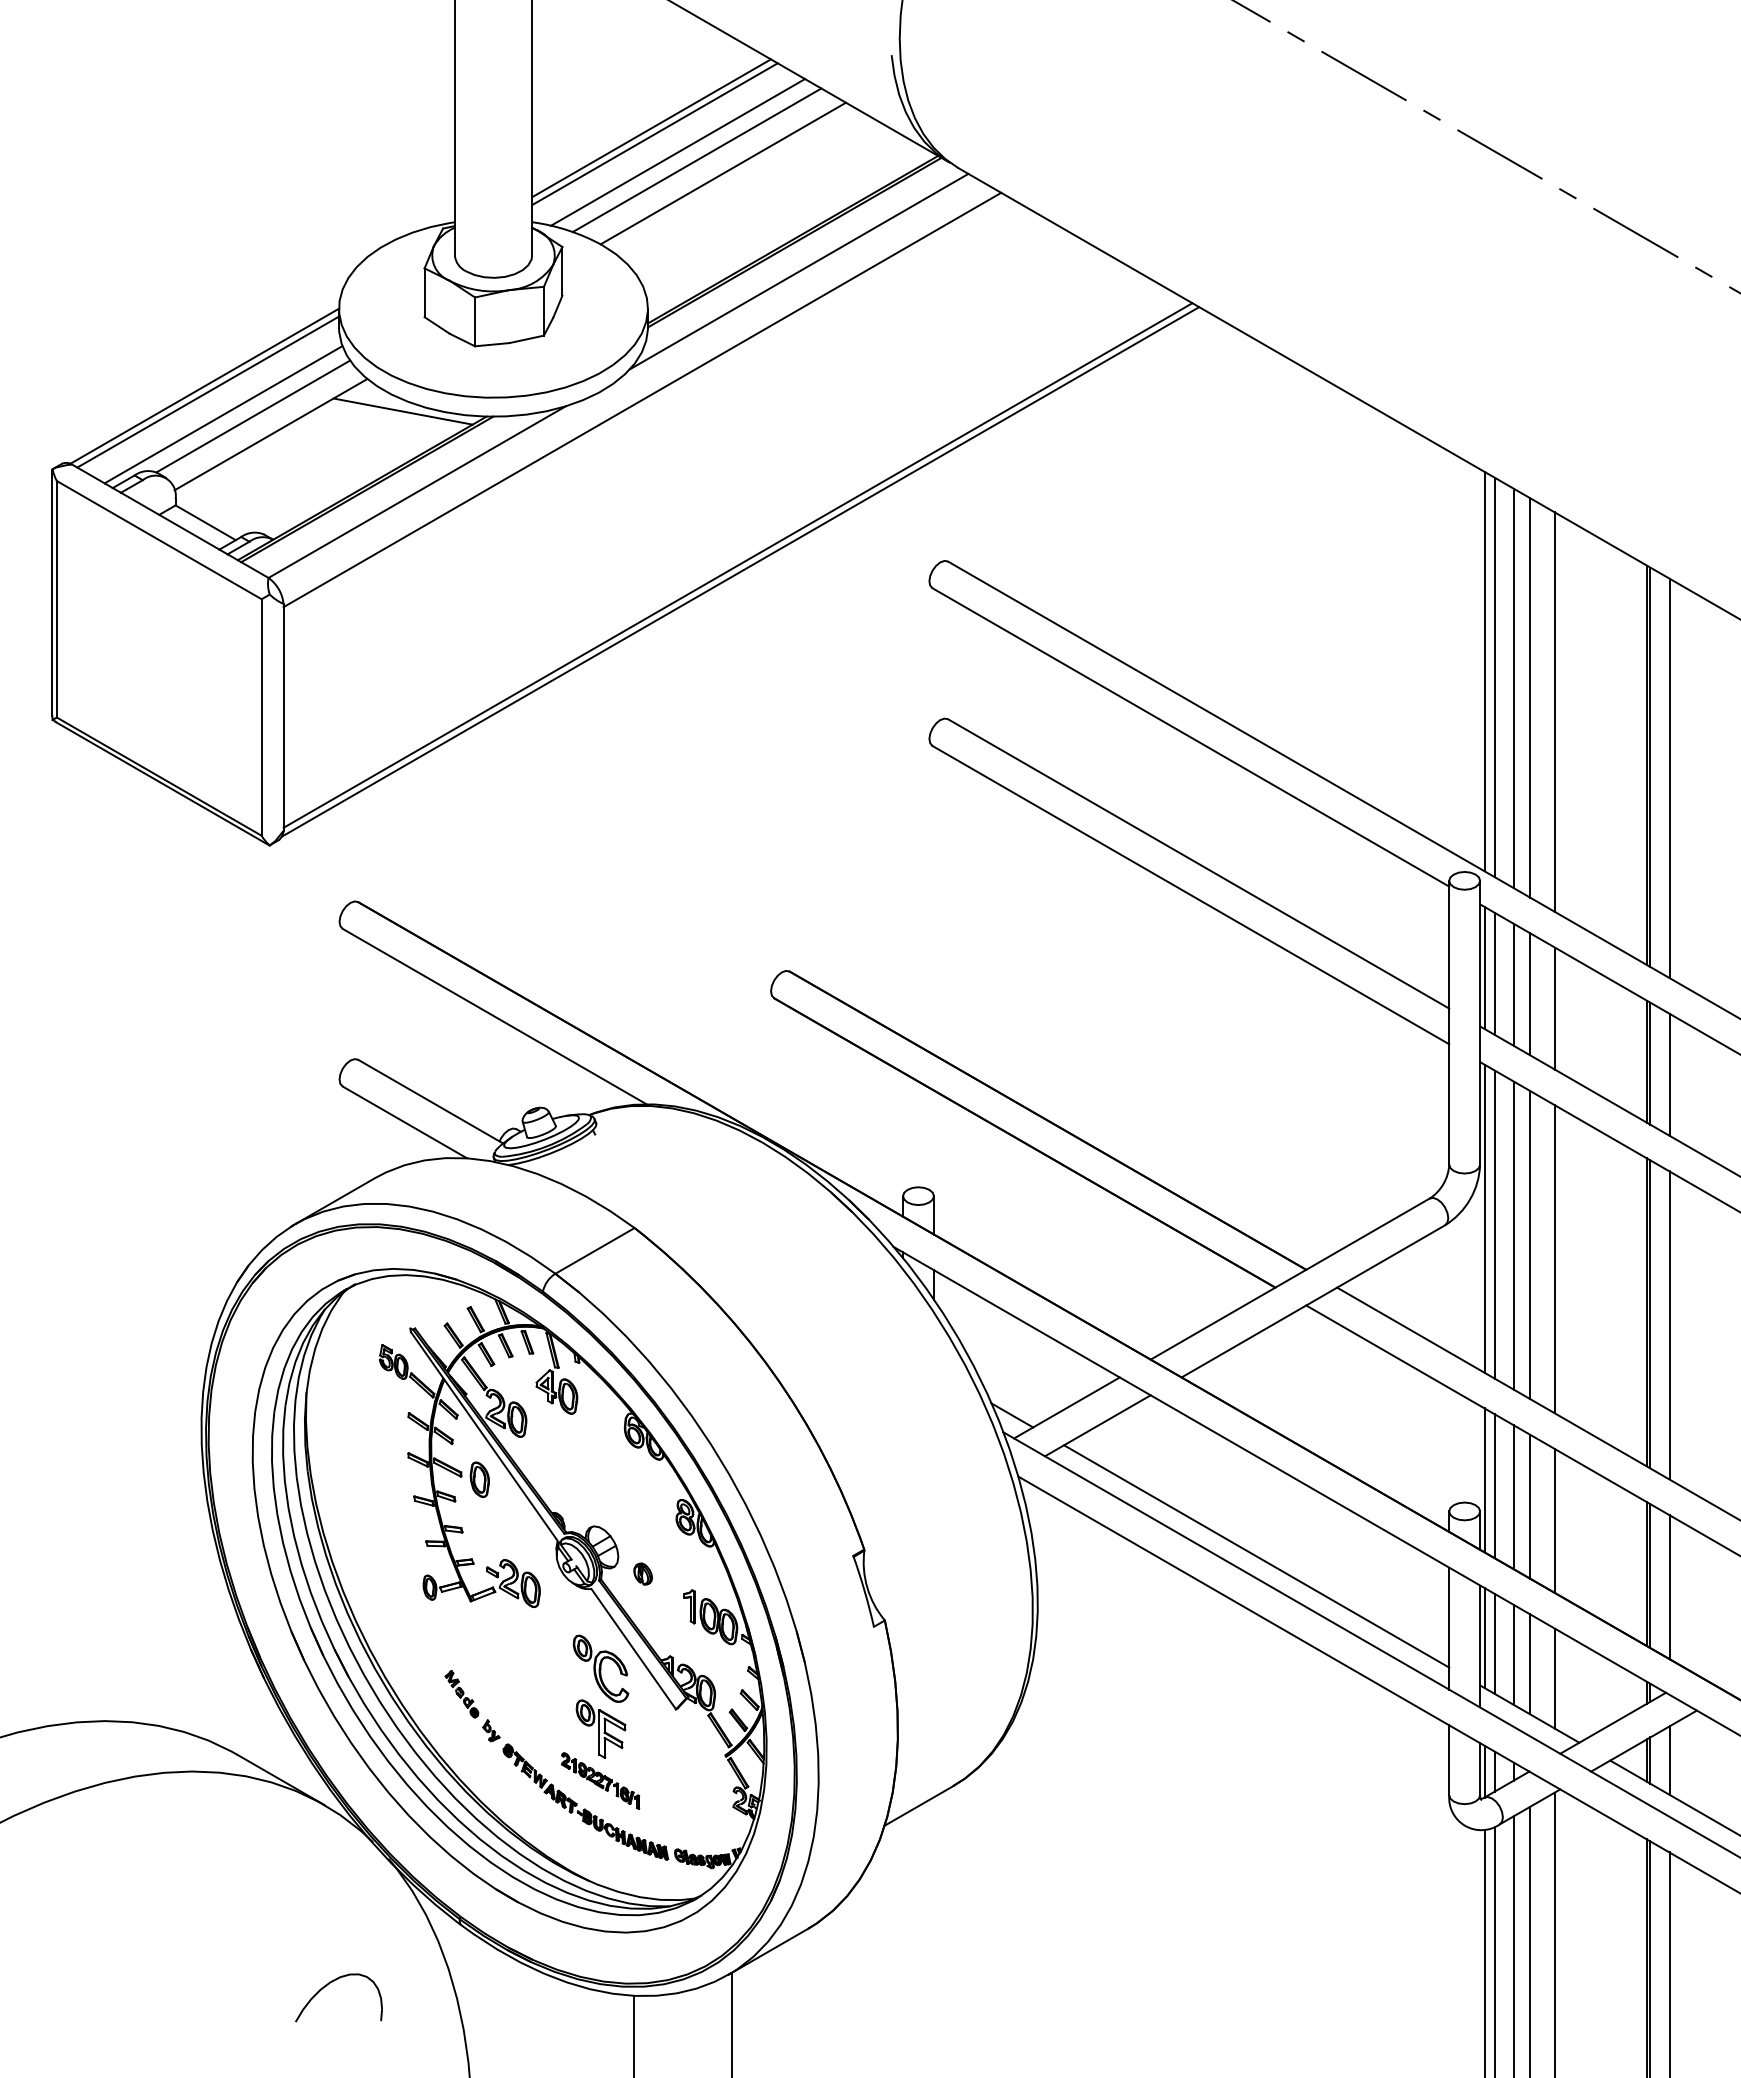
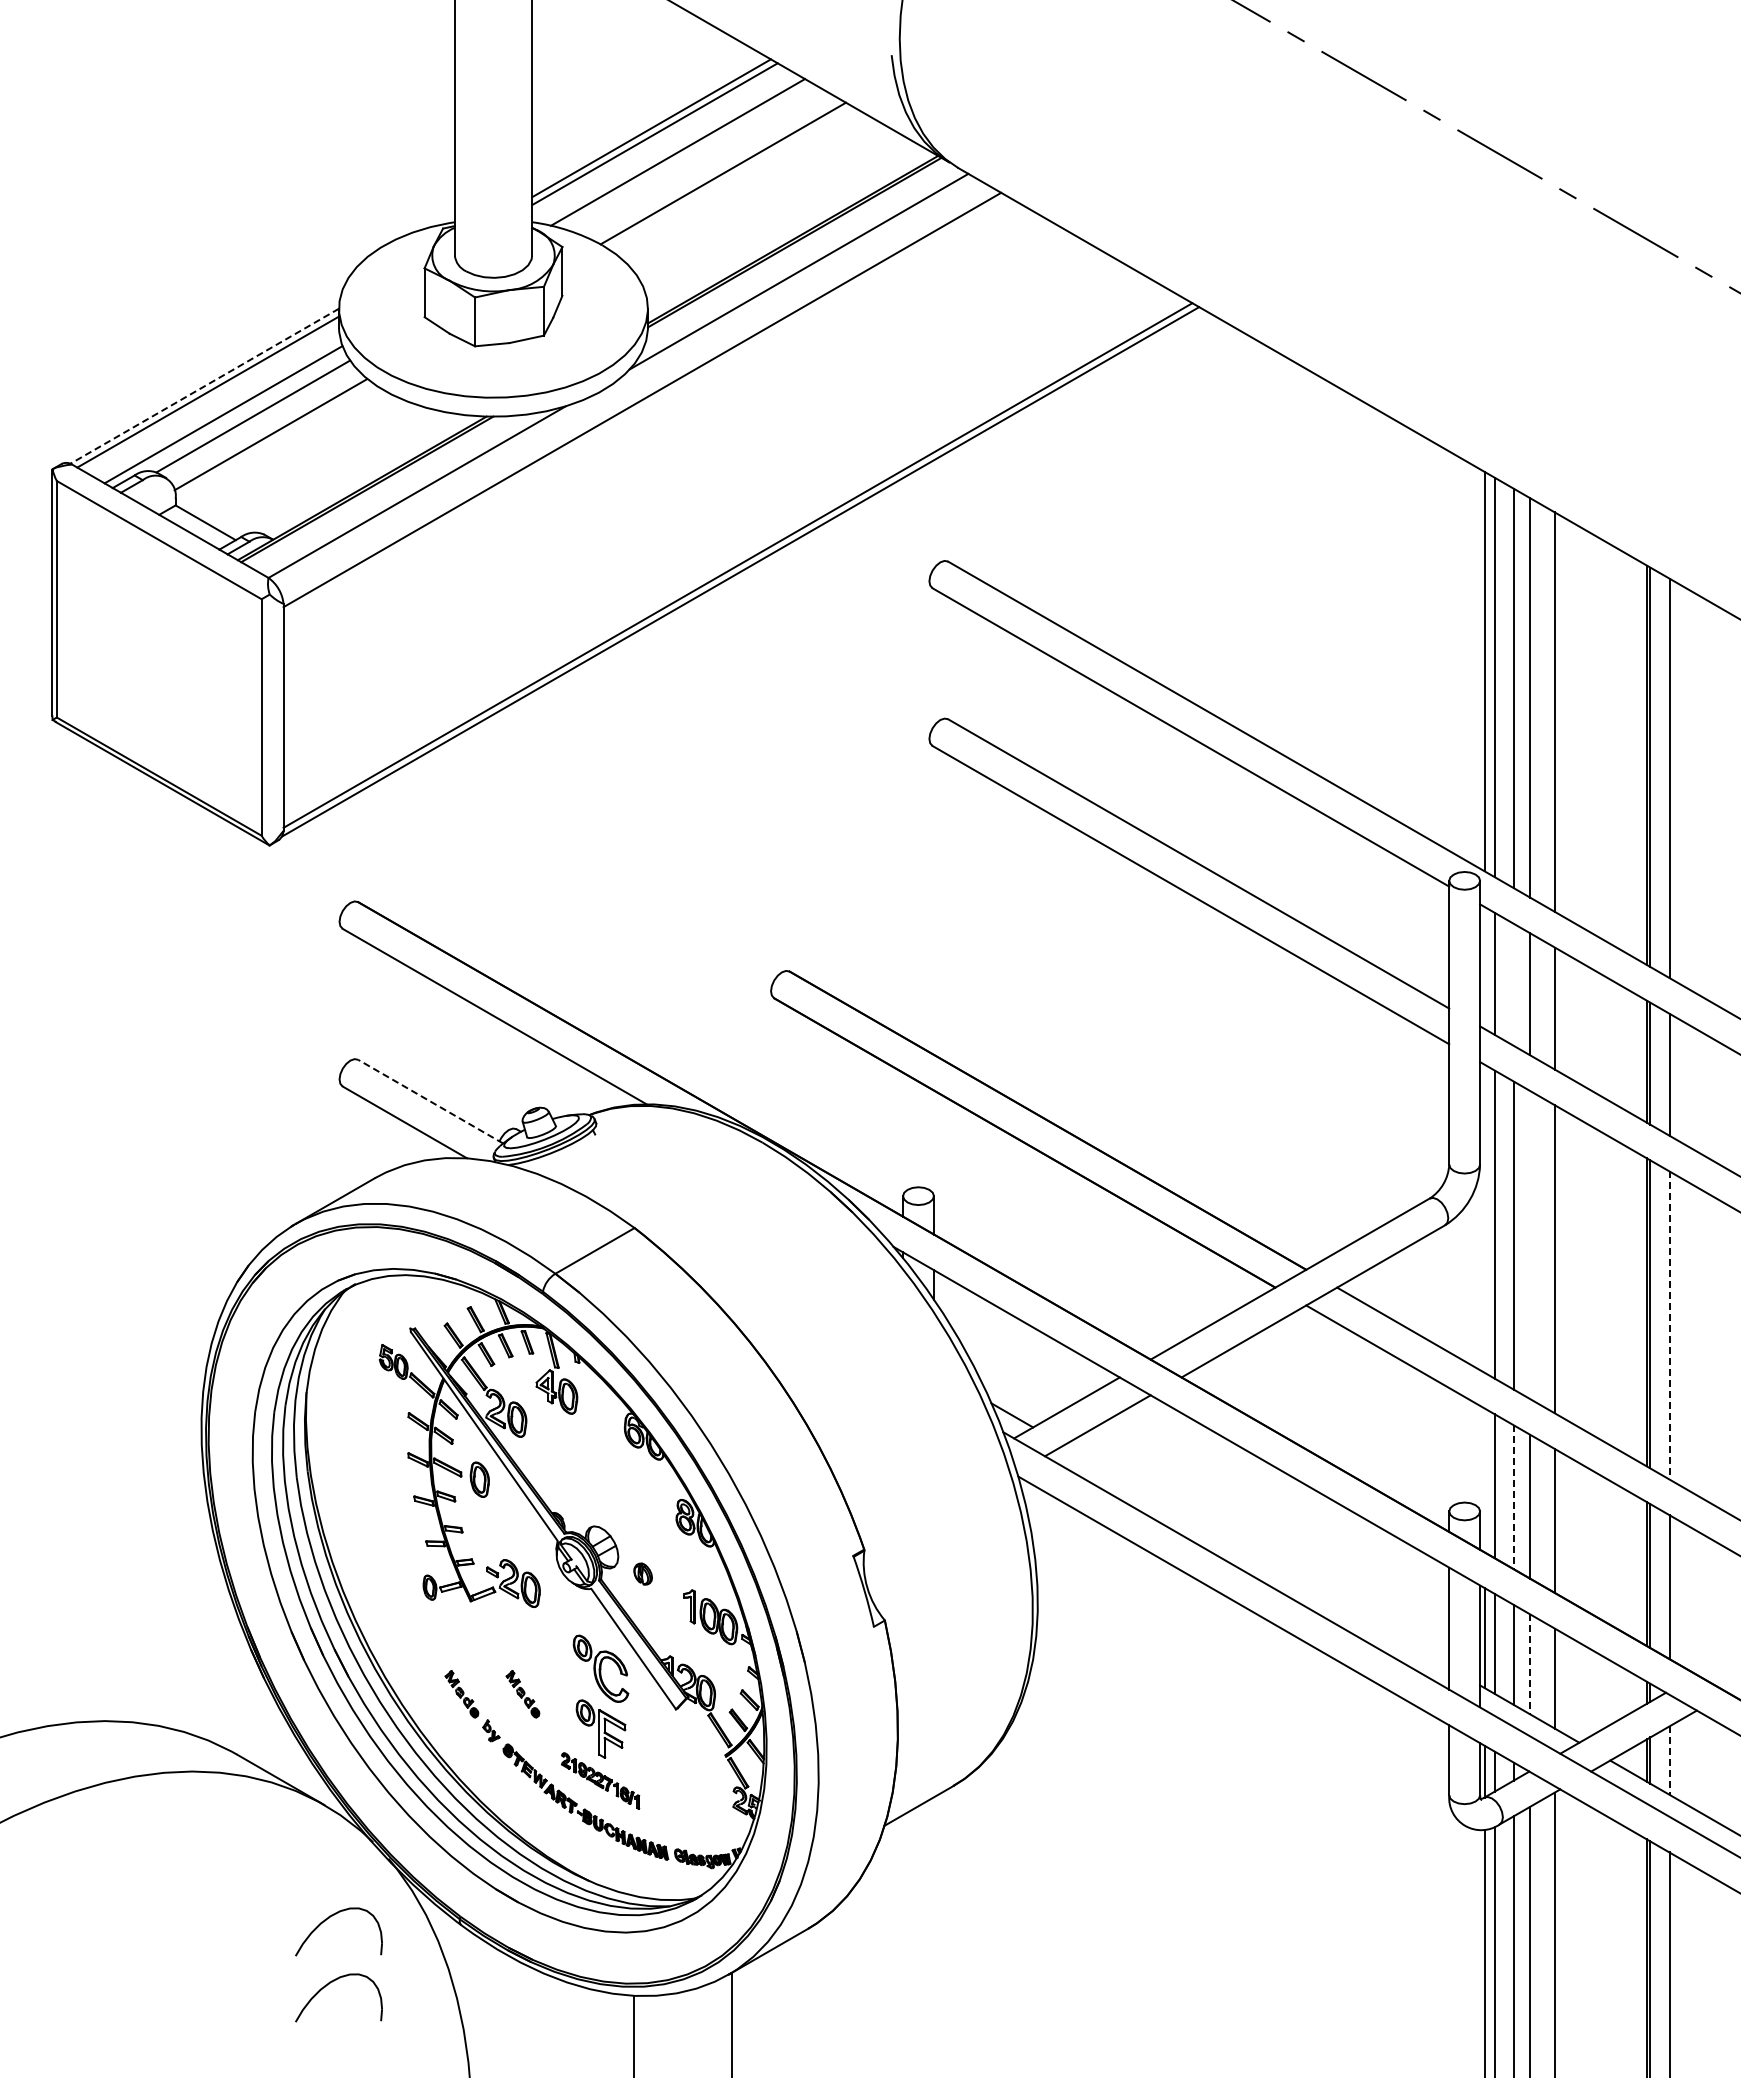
line: present -> none (696, 160)
line: solid -> dashed (204, 386)
line: present -> none (402, 411)
line: present -> none (1484, 967)
line: present -> none (1513, 984)
line: solid -> dashed (430, 1101)
line: present -> none (1484, 1218)
line: present -> none (1530, 1245)
line: solid -> dashed (1669, 1325)
line: present -> none (1484, 1480)
line: solid -> dashed (1513, 1497)
line: present -> none (1256, 1556)
line: solid -> dashed (1530, 1664)
part: none -> present (522, 1694)
line: solid -> dashed (1669, 1761)
part: none -> present (329, 1918)
